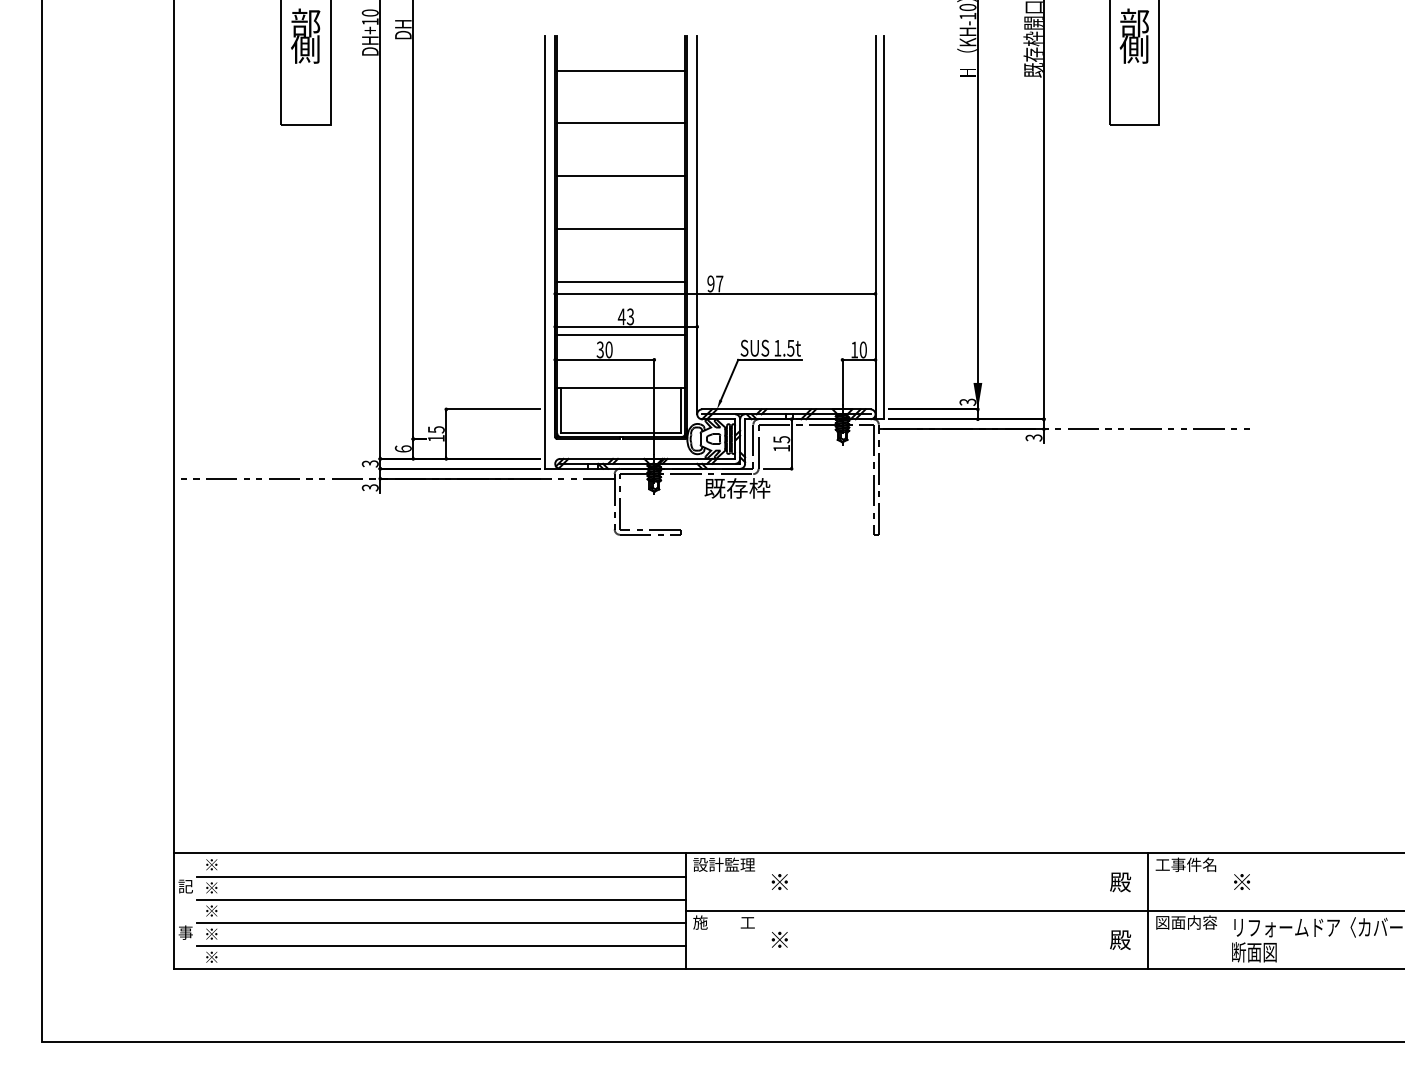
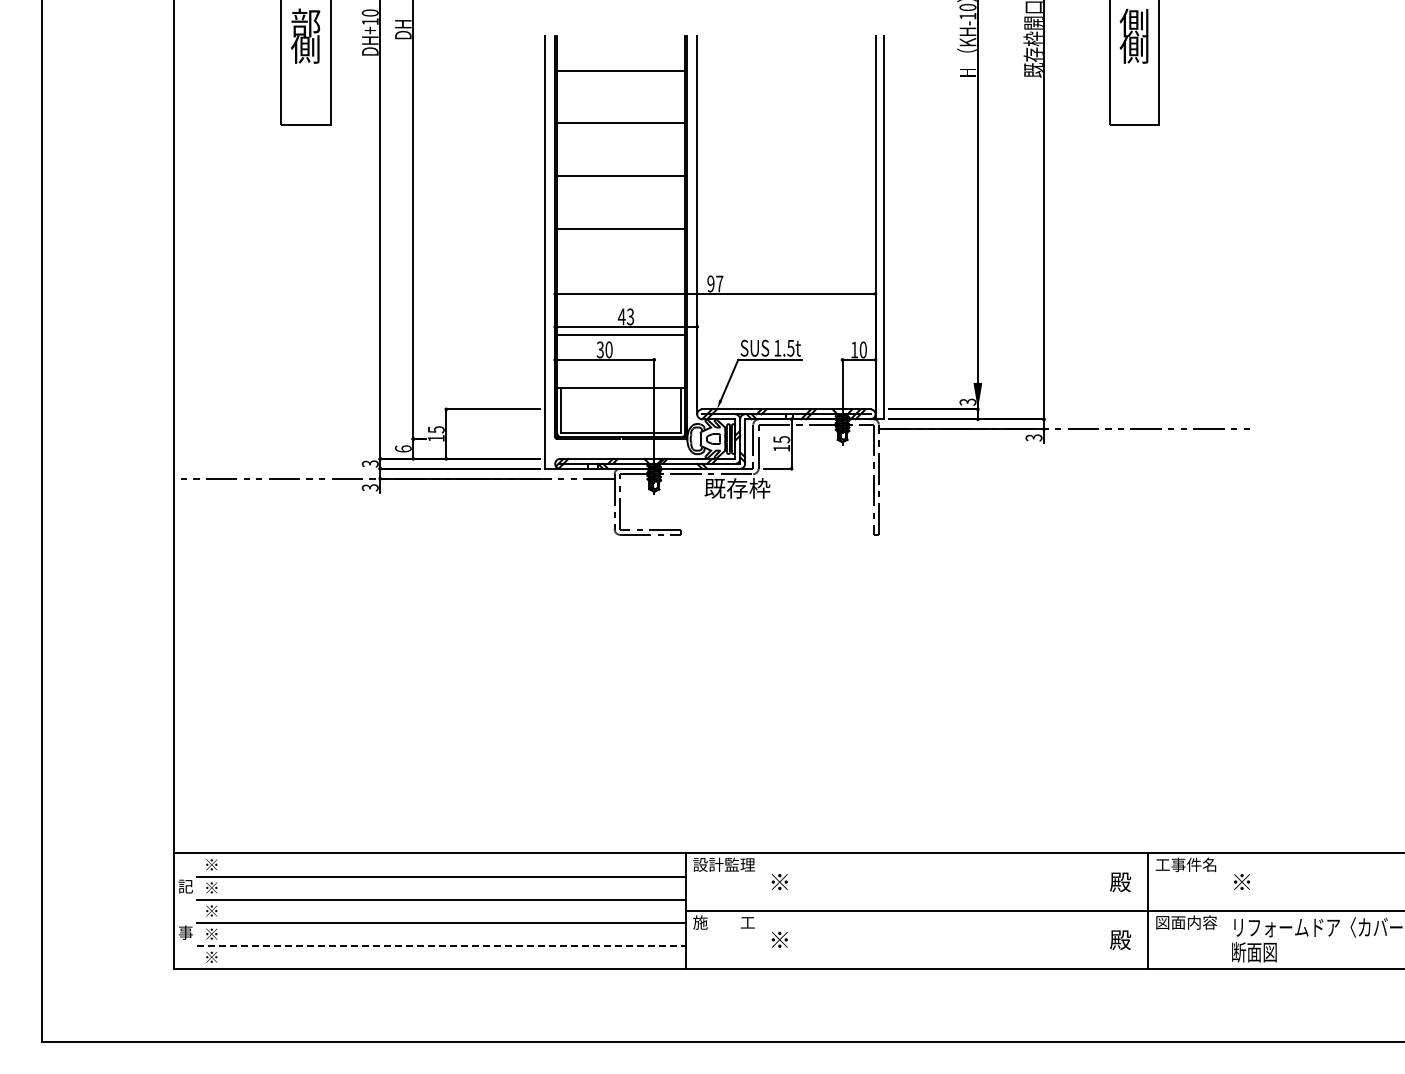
text: 部 -> 側 (1134, 22)
line: present -> none (621, 281)
line: solid -> dashed (442, 945)
